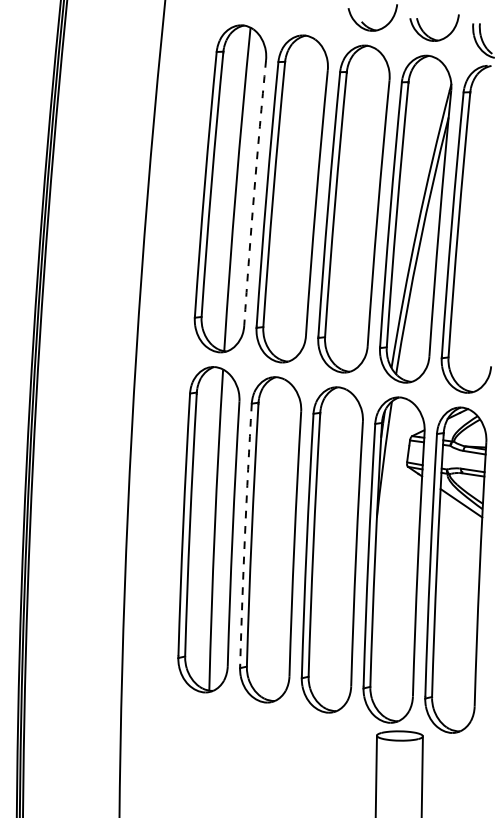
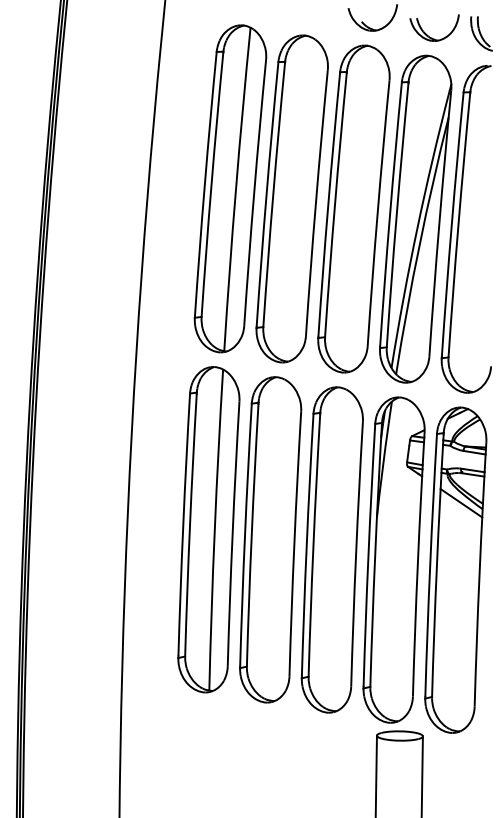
part position: (483, 40) -> (481, 33) (481, 33)
arc: dashed -> solid (254, 192)
arc: dashed -> solid (245, 535)
